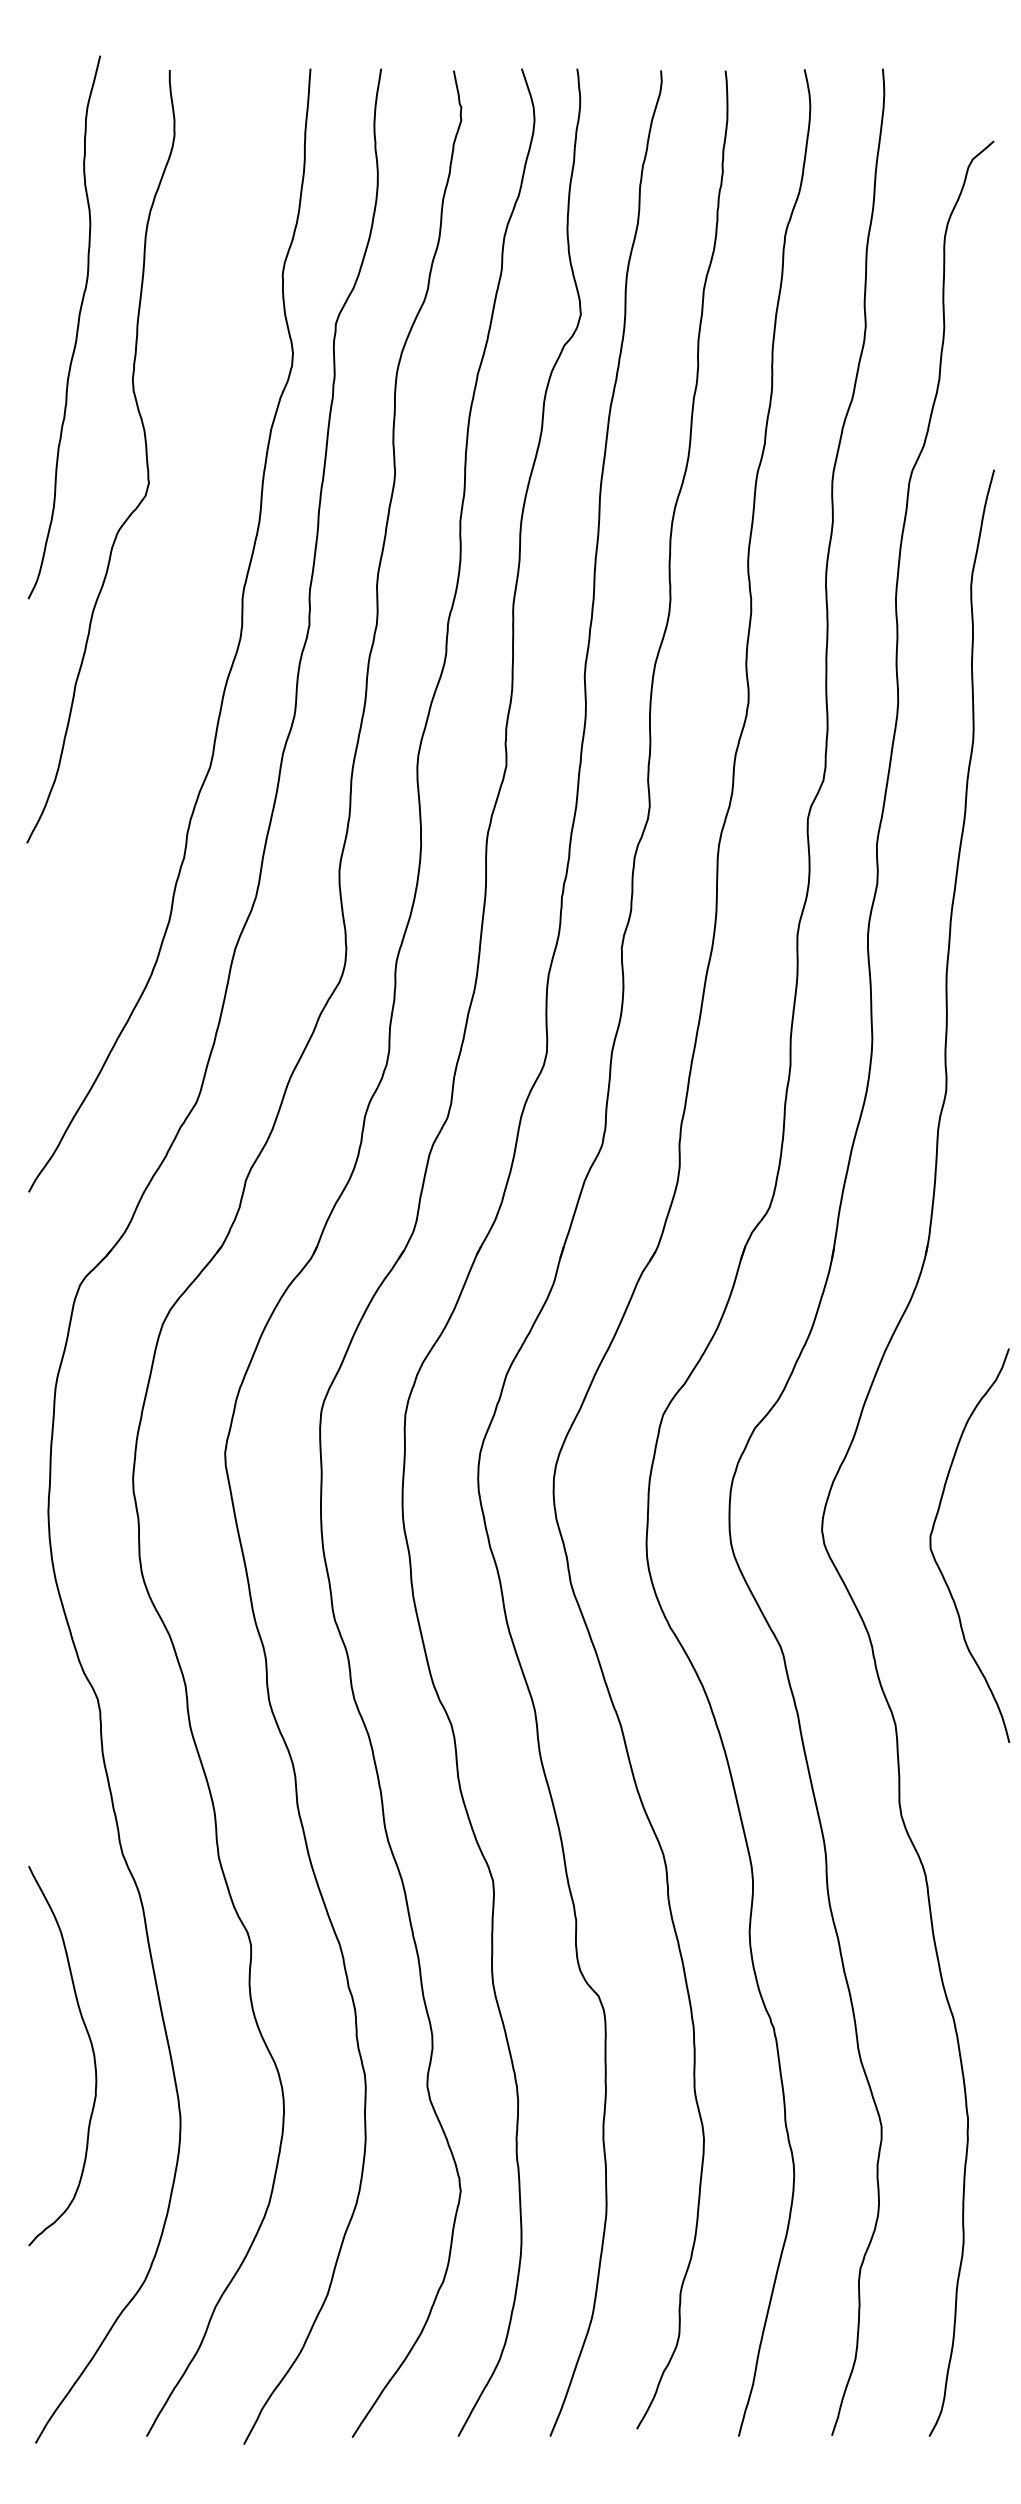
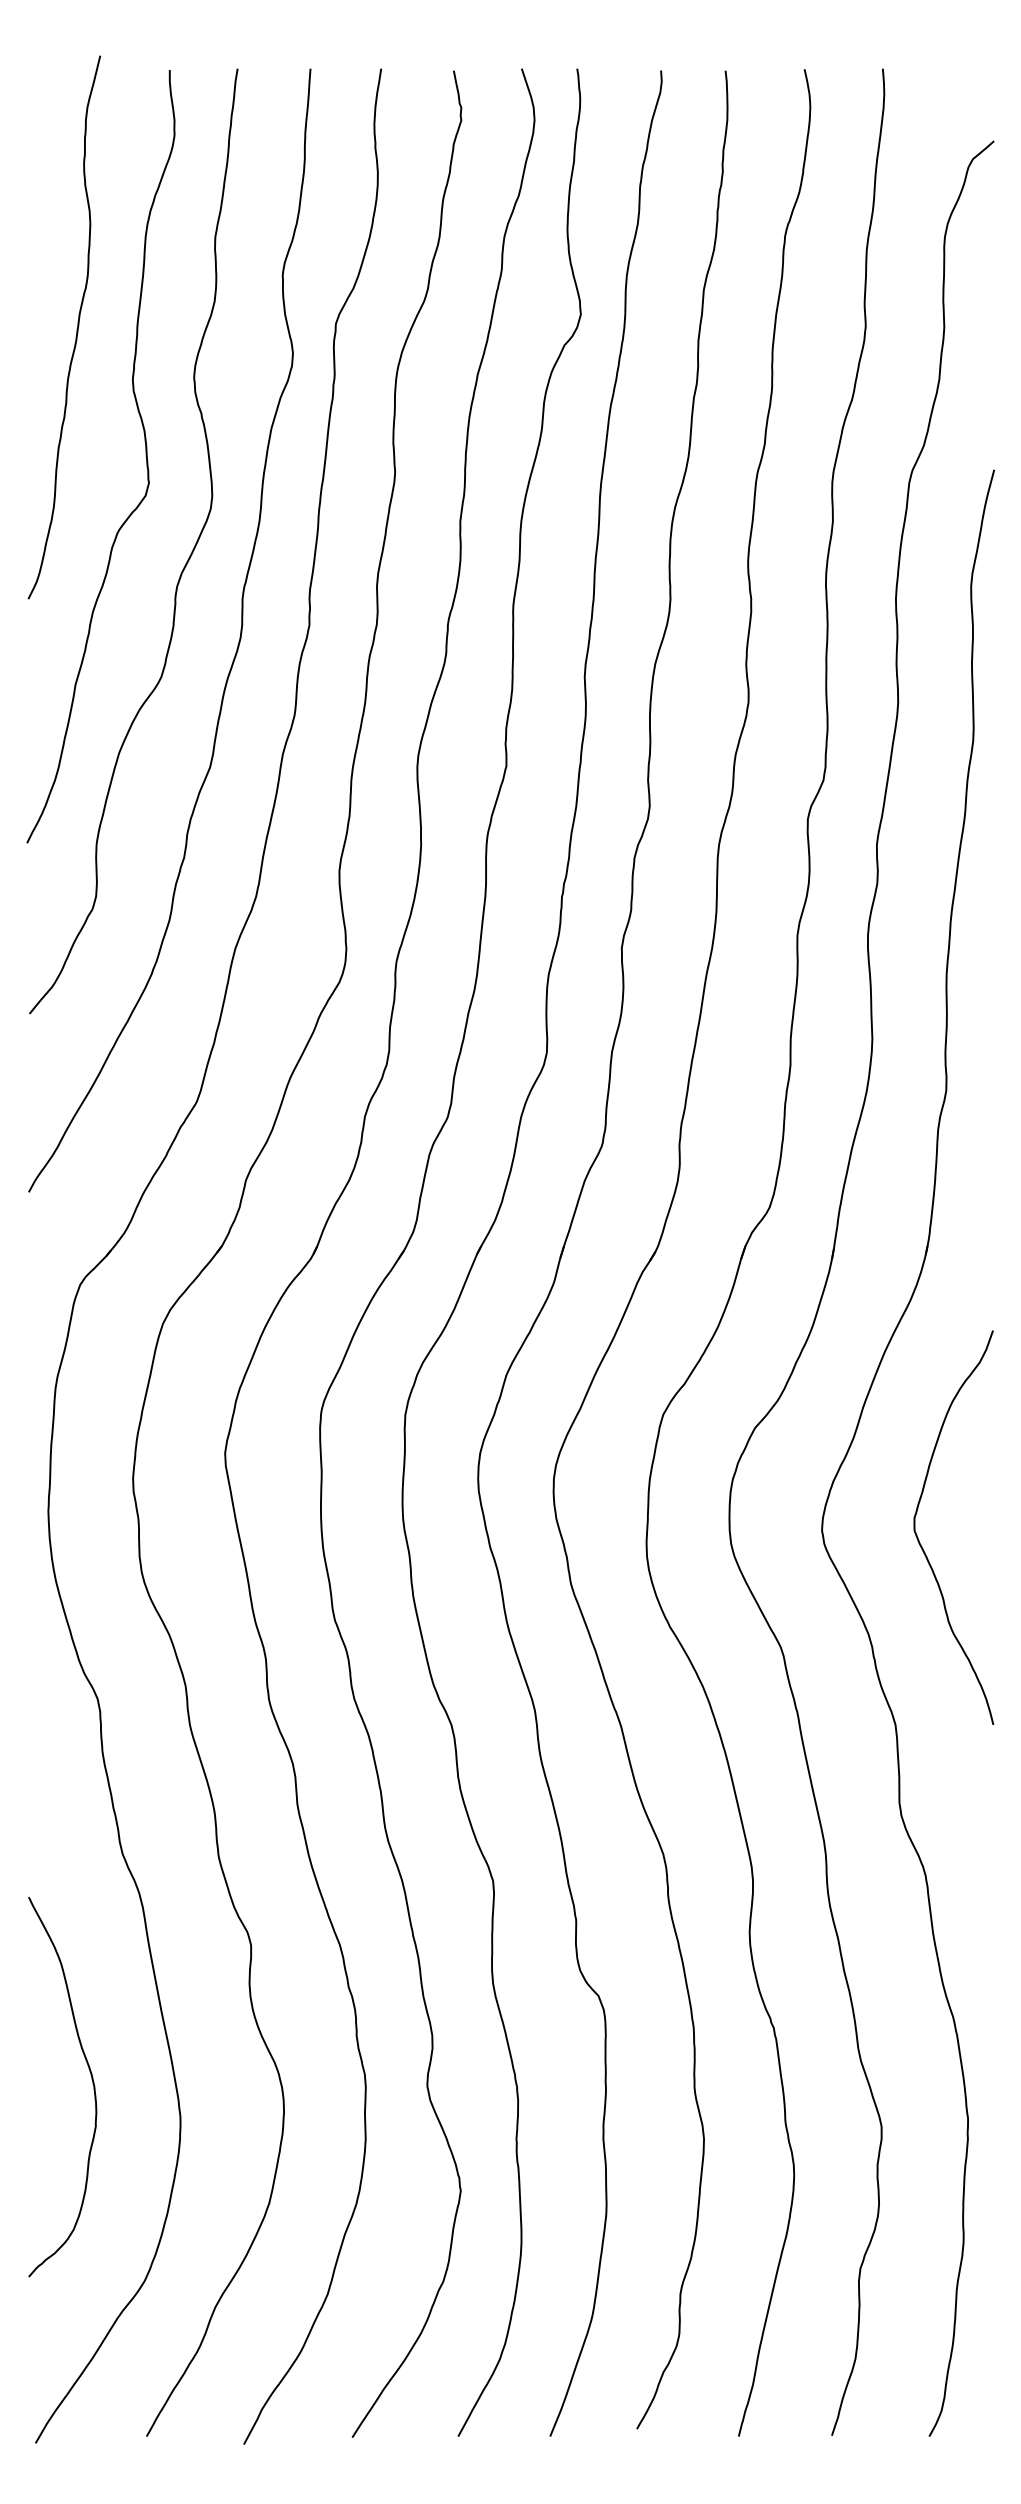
curve: none -> present (183, 567)
curve position: (937, 1562) -> (921, 1544) (921, 1544)
curve position: (91, 2048) -> (91, 2079) (91, 2079)
